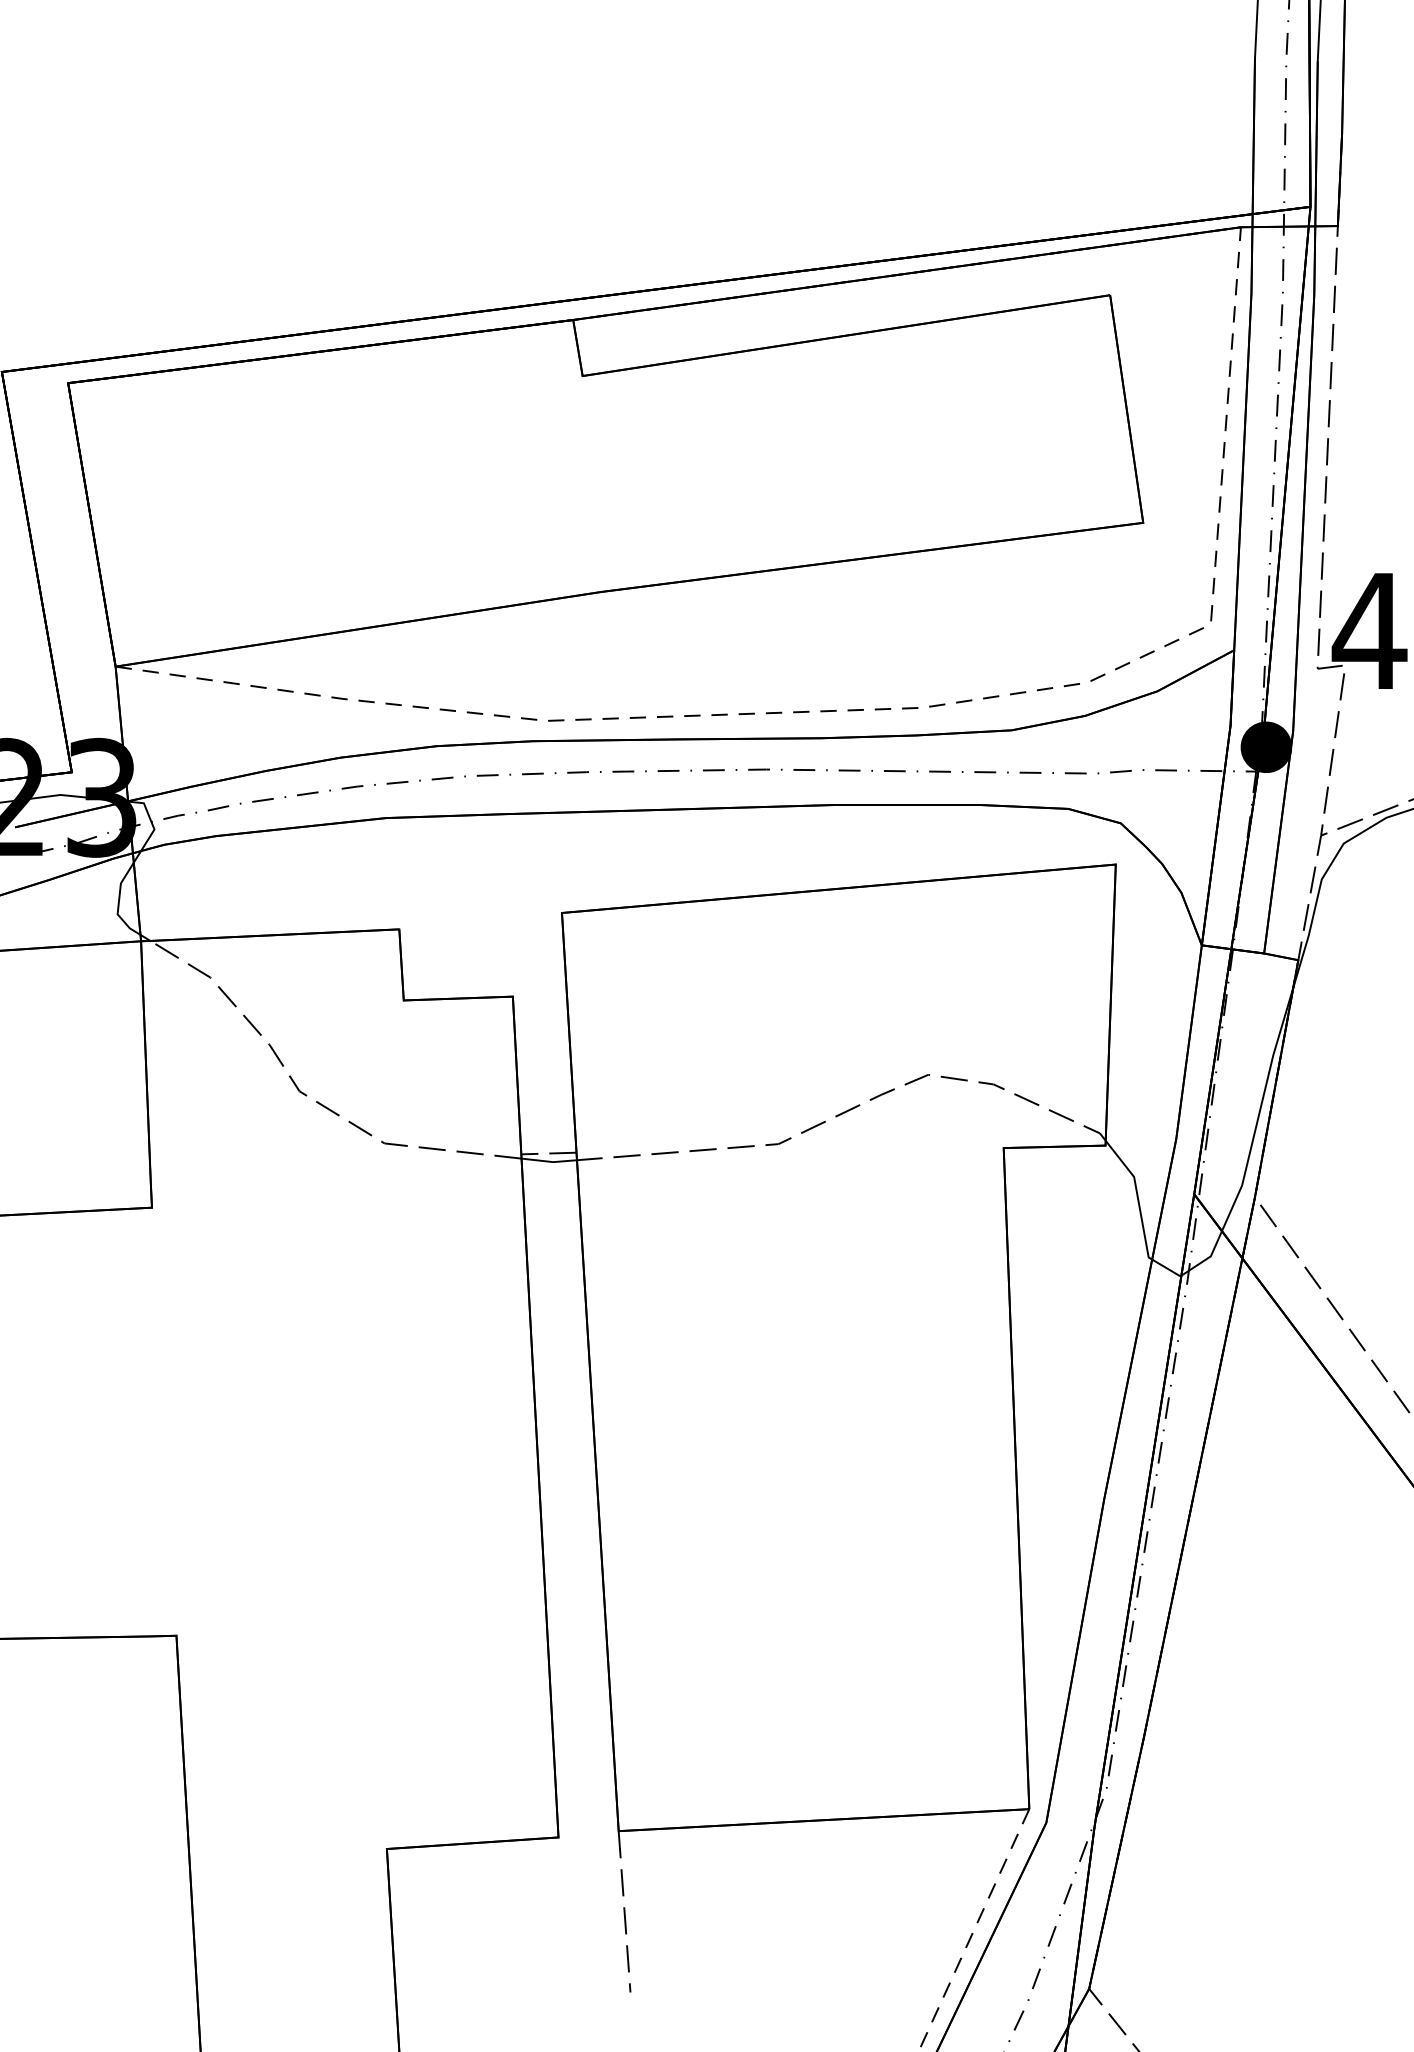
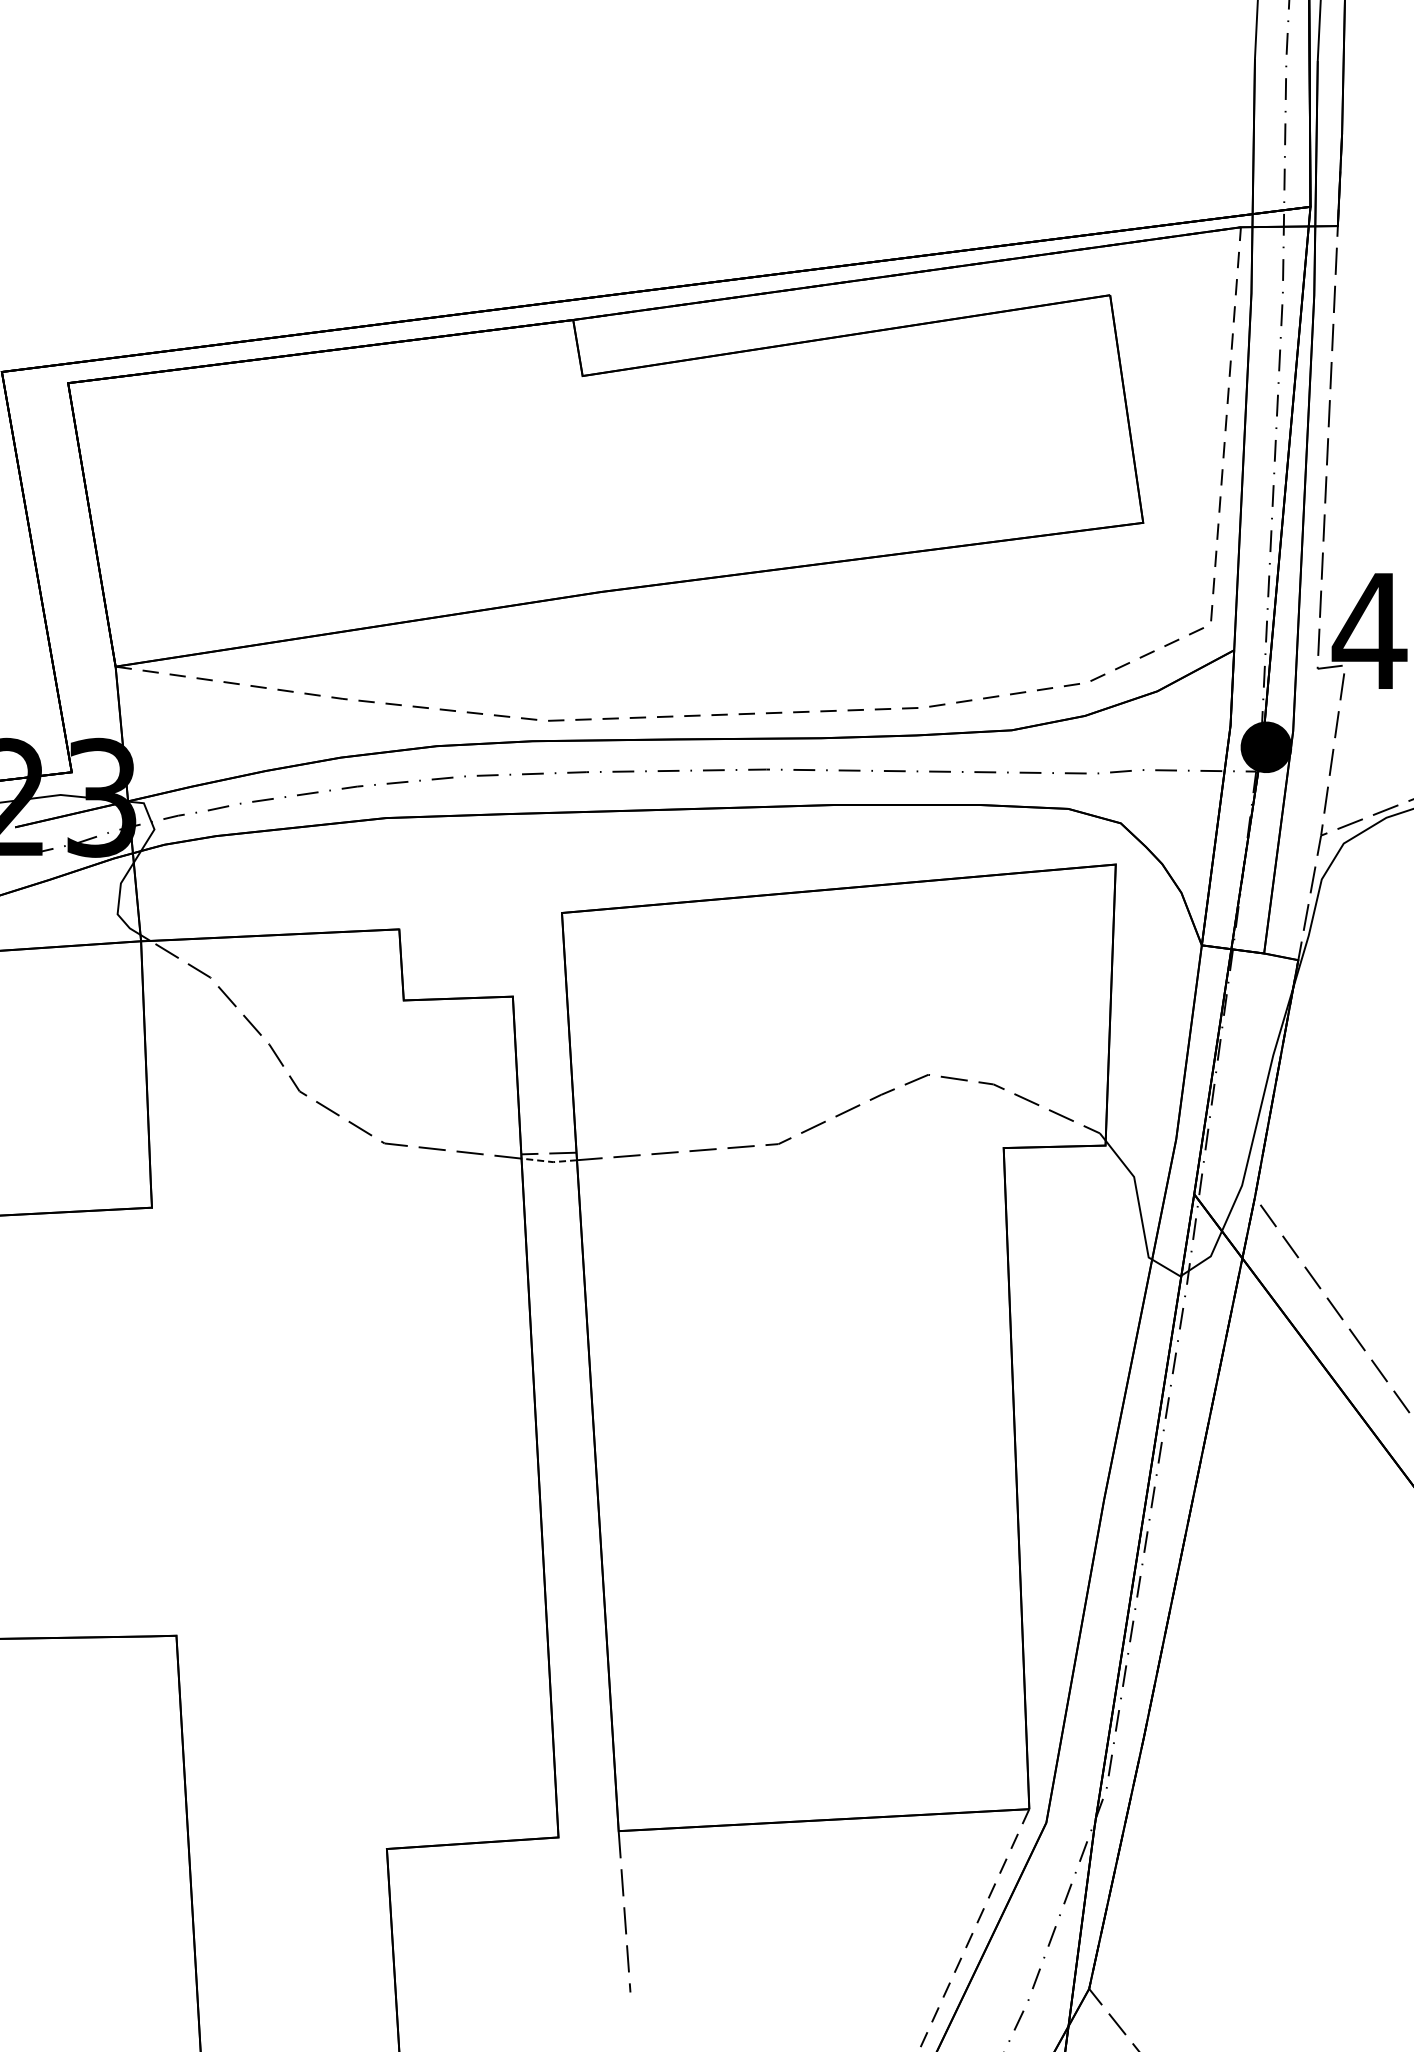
line: solid -> dashed (549, 1161)
